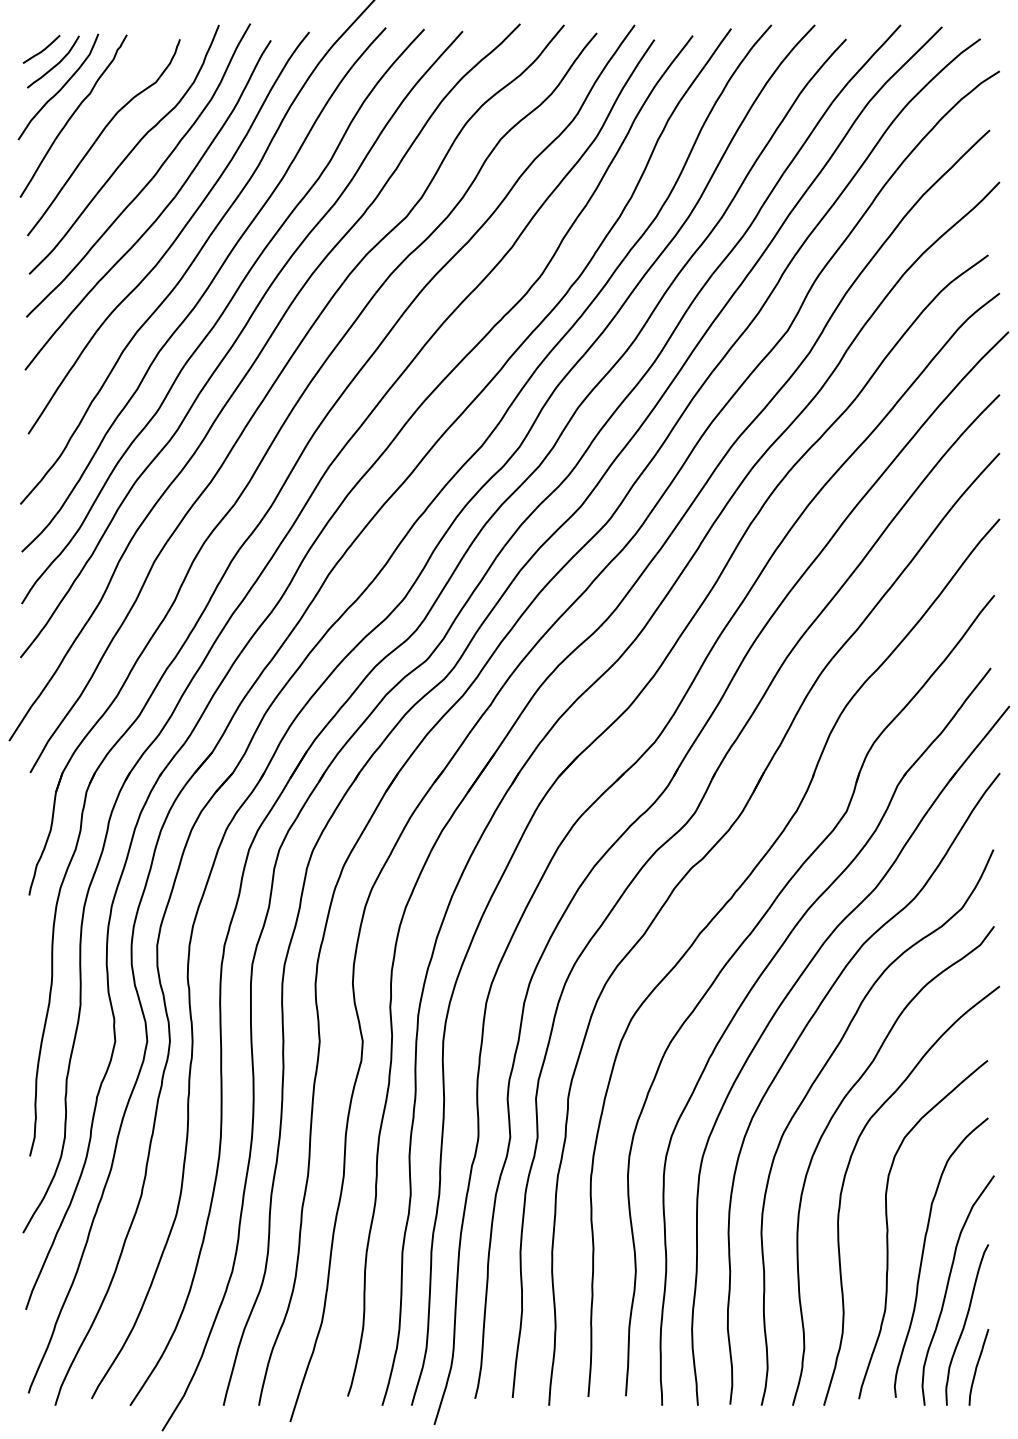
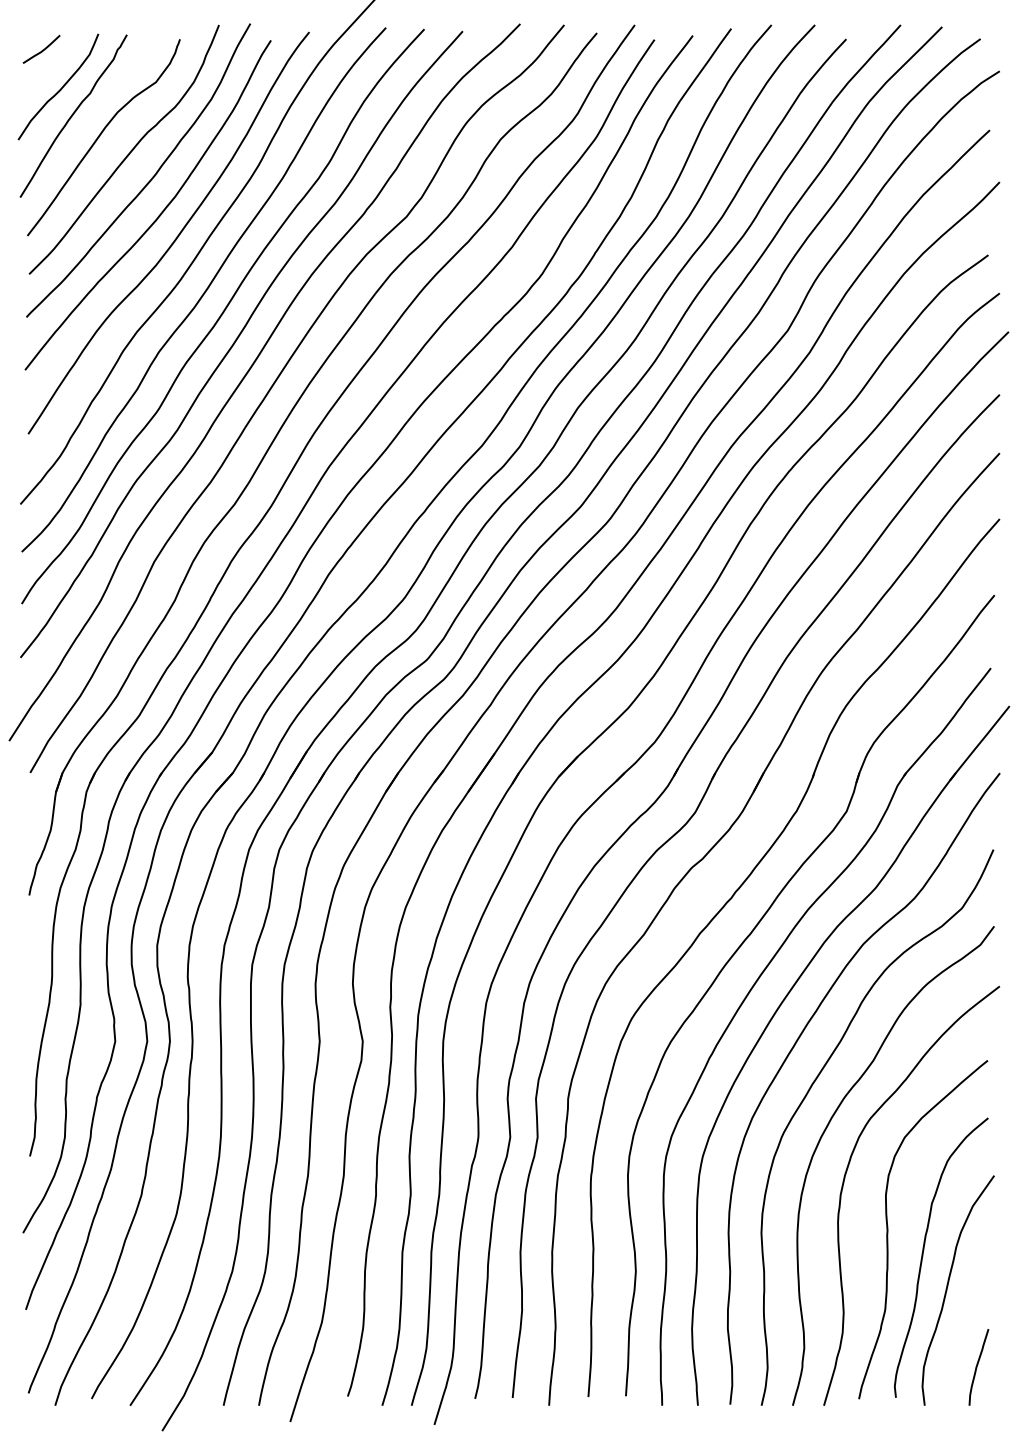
curve: present -> none (56, 63)
curve: present -> none (965, 1324)
